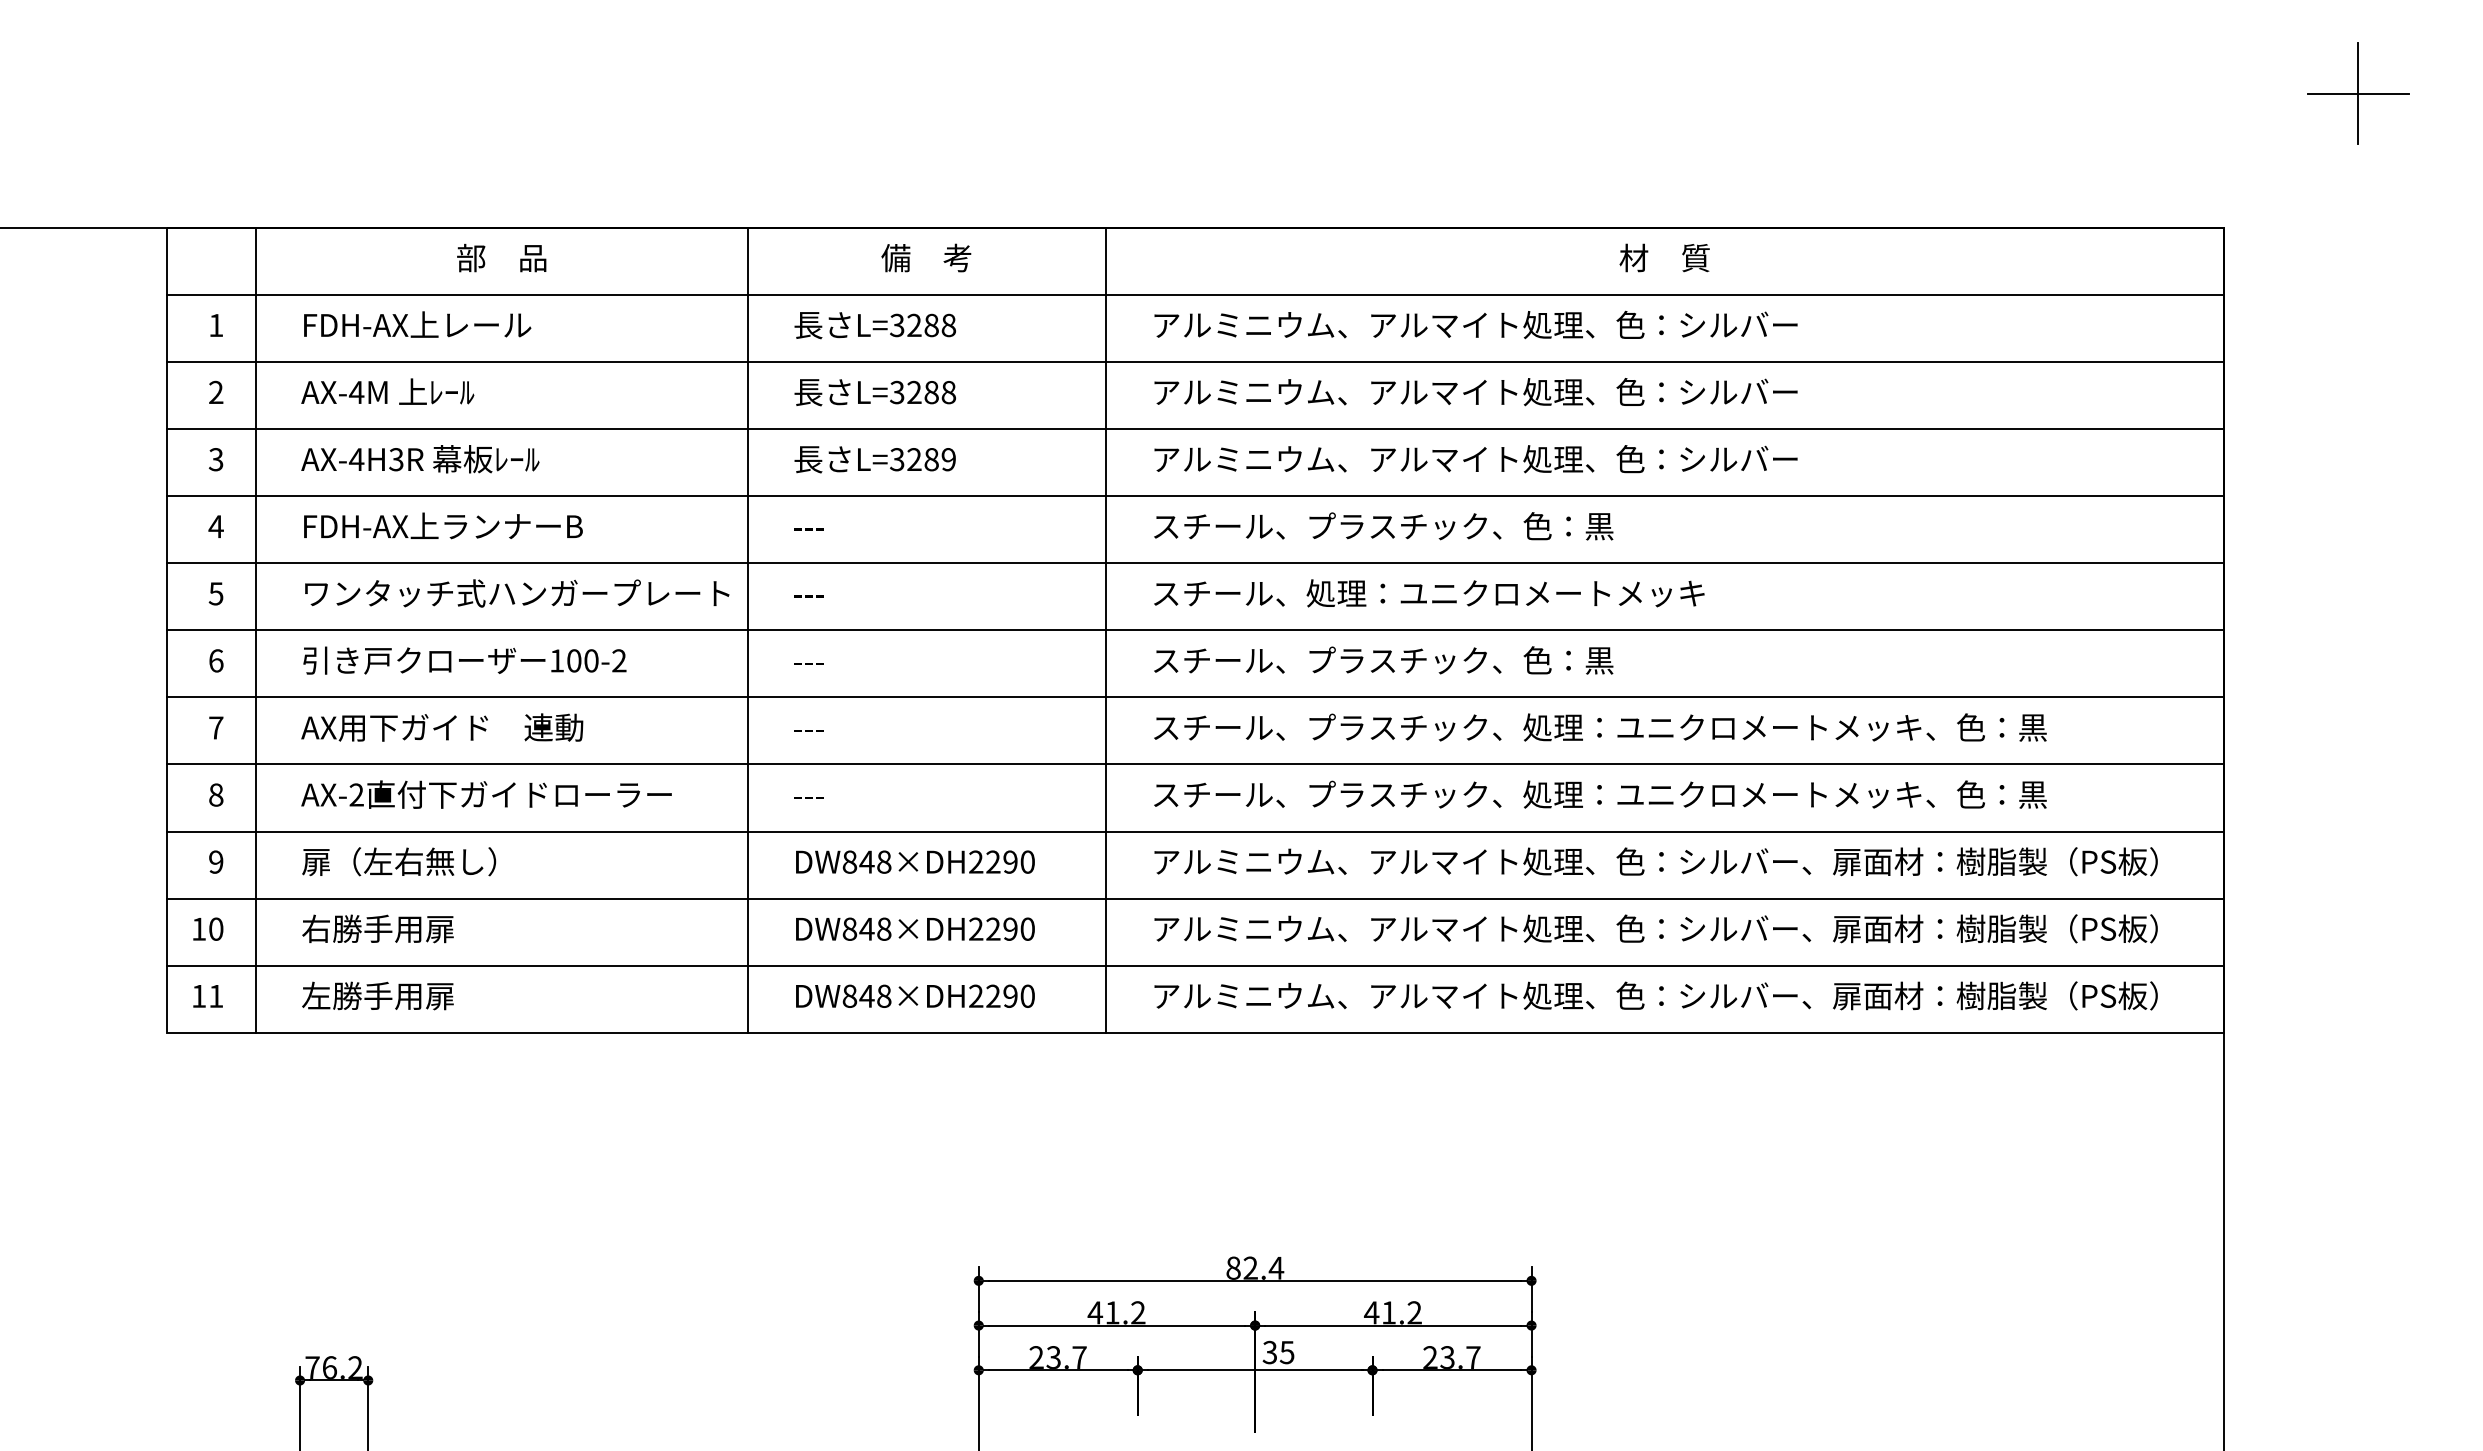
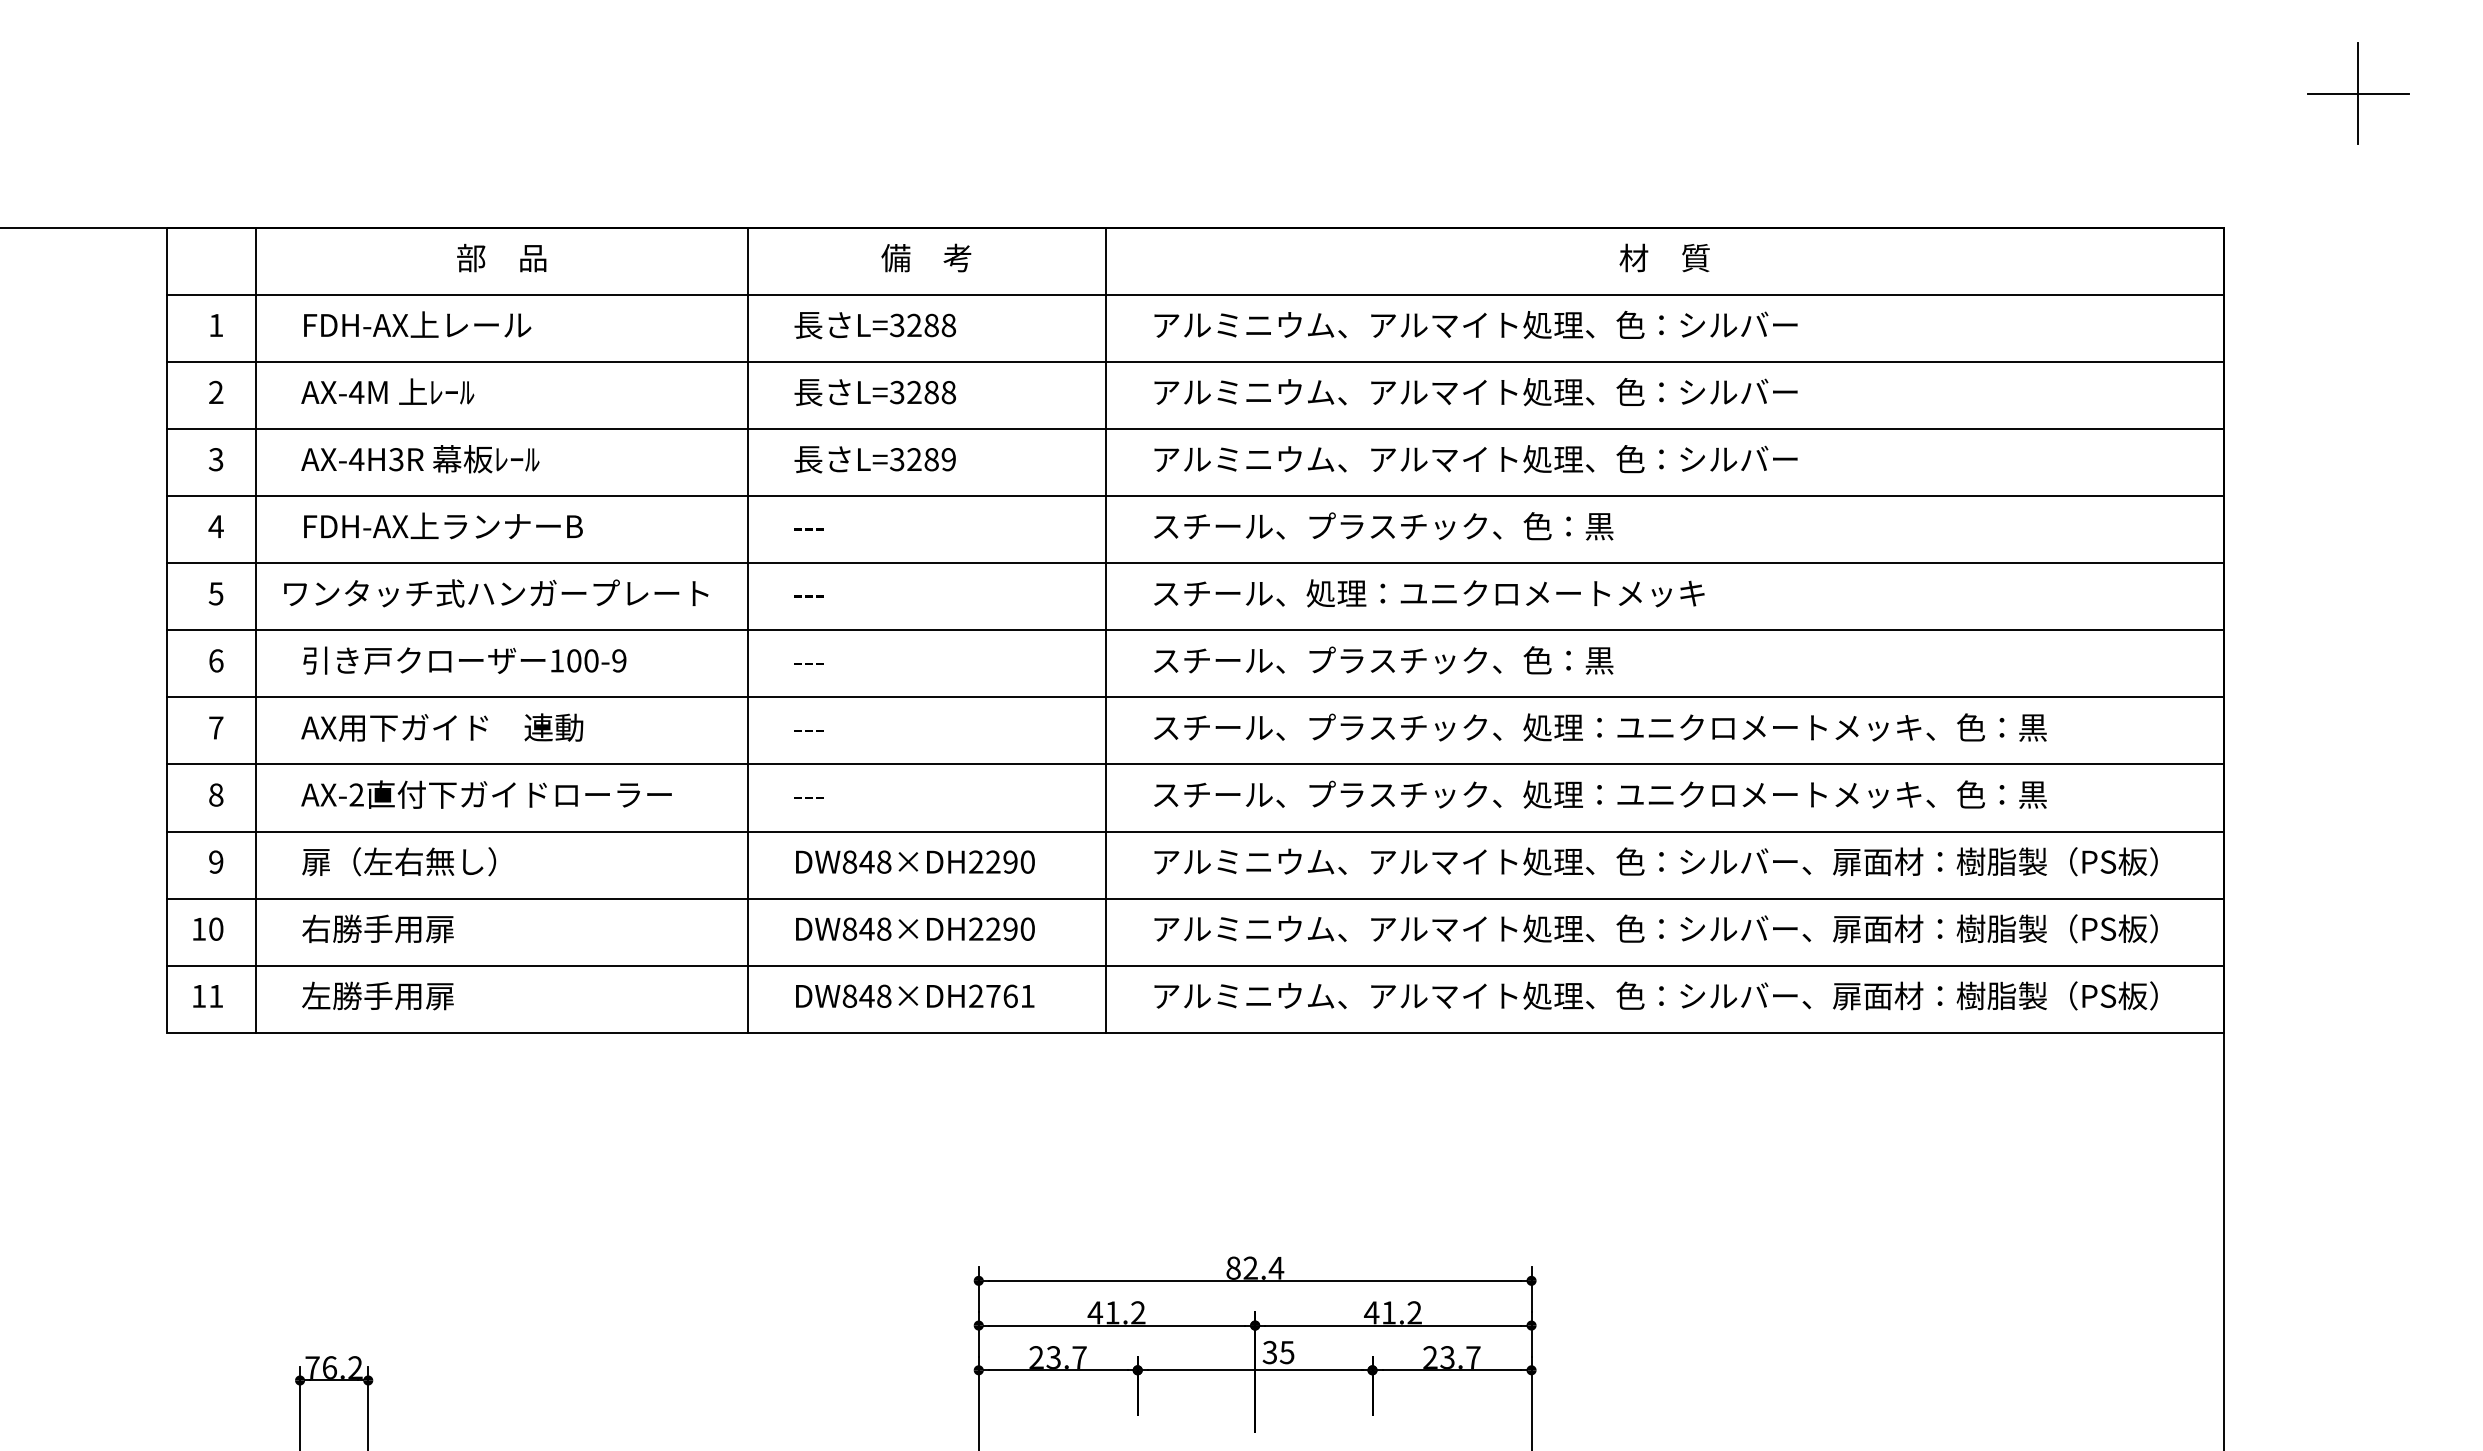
text position: (517, 593) -> (496, 593) (496, 593)
text: 100-2 -> 100-9 (619, 660)
text: DW848×DH2290 -> DW848×DH2761 (1010, 995)
